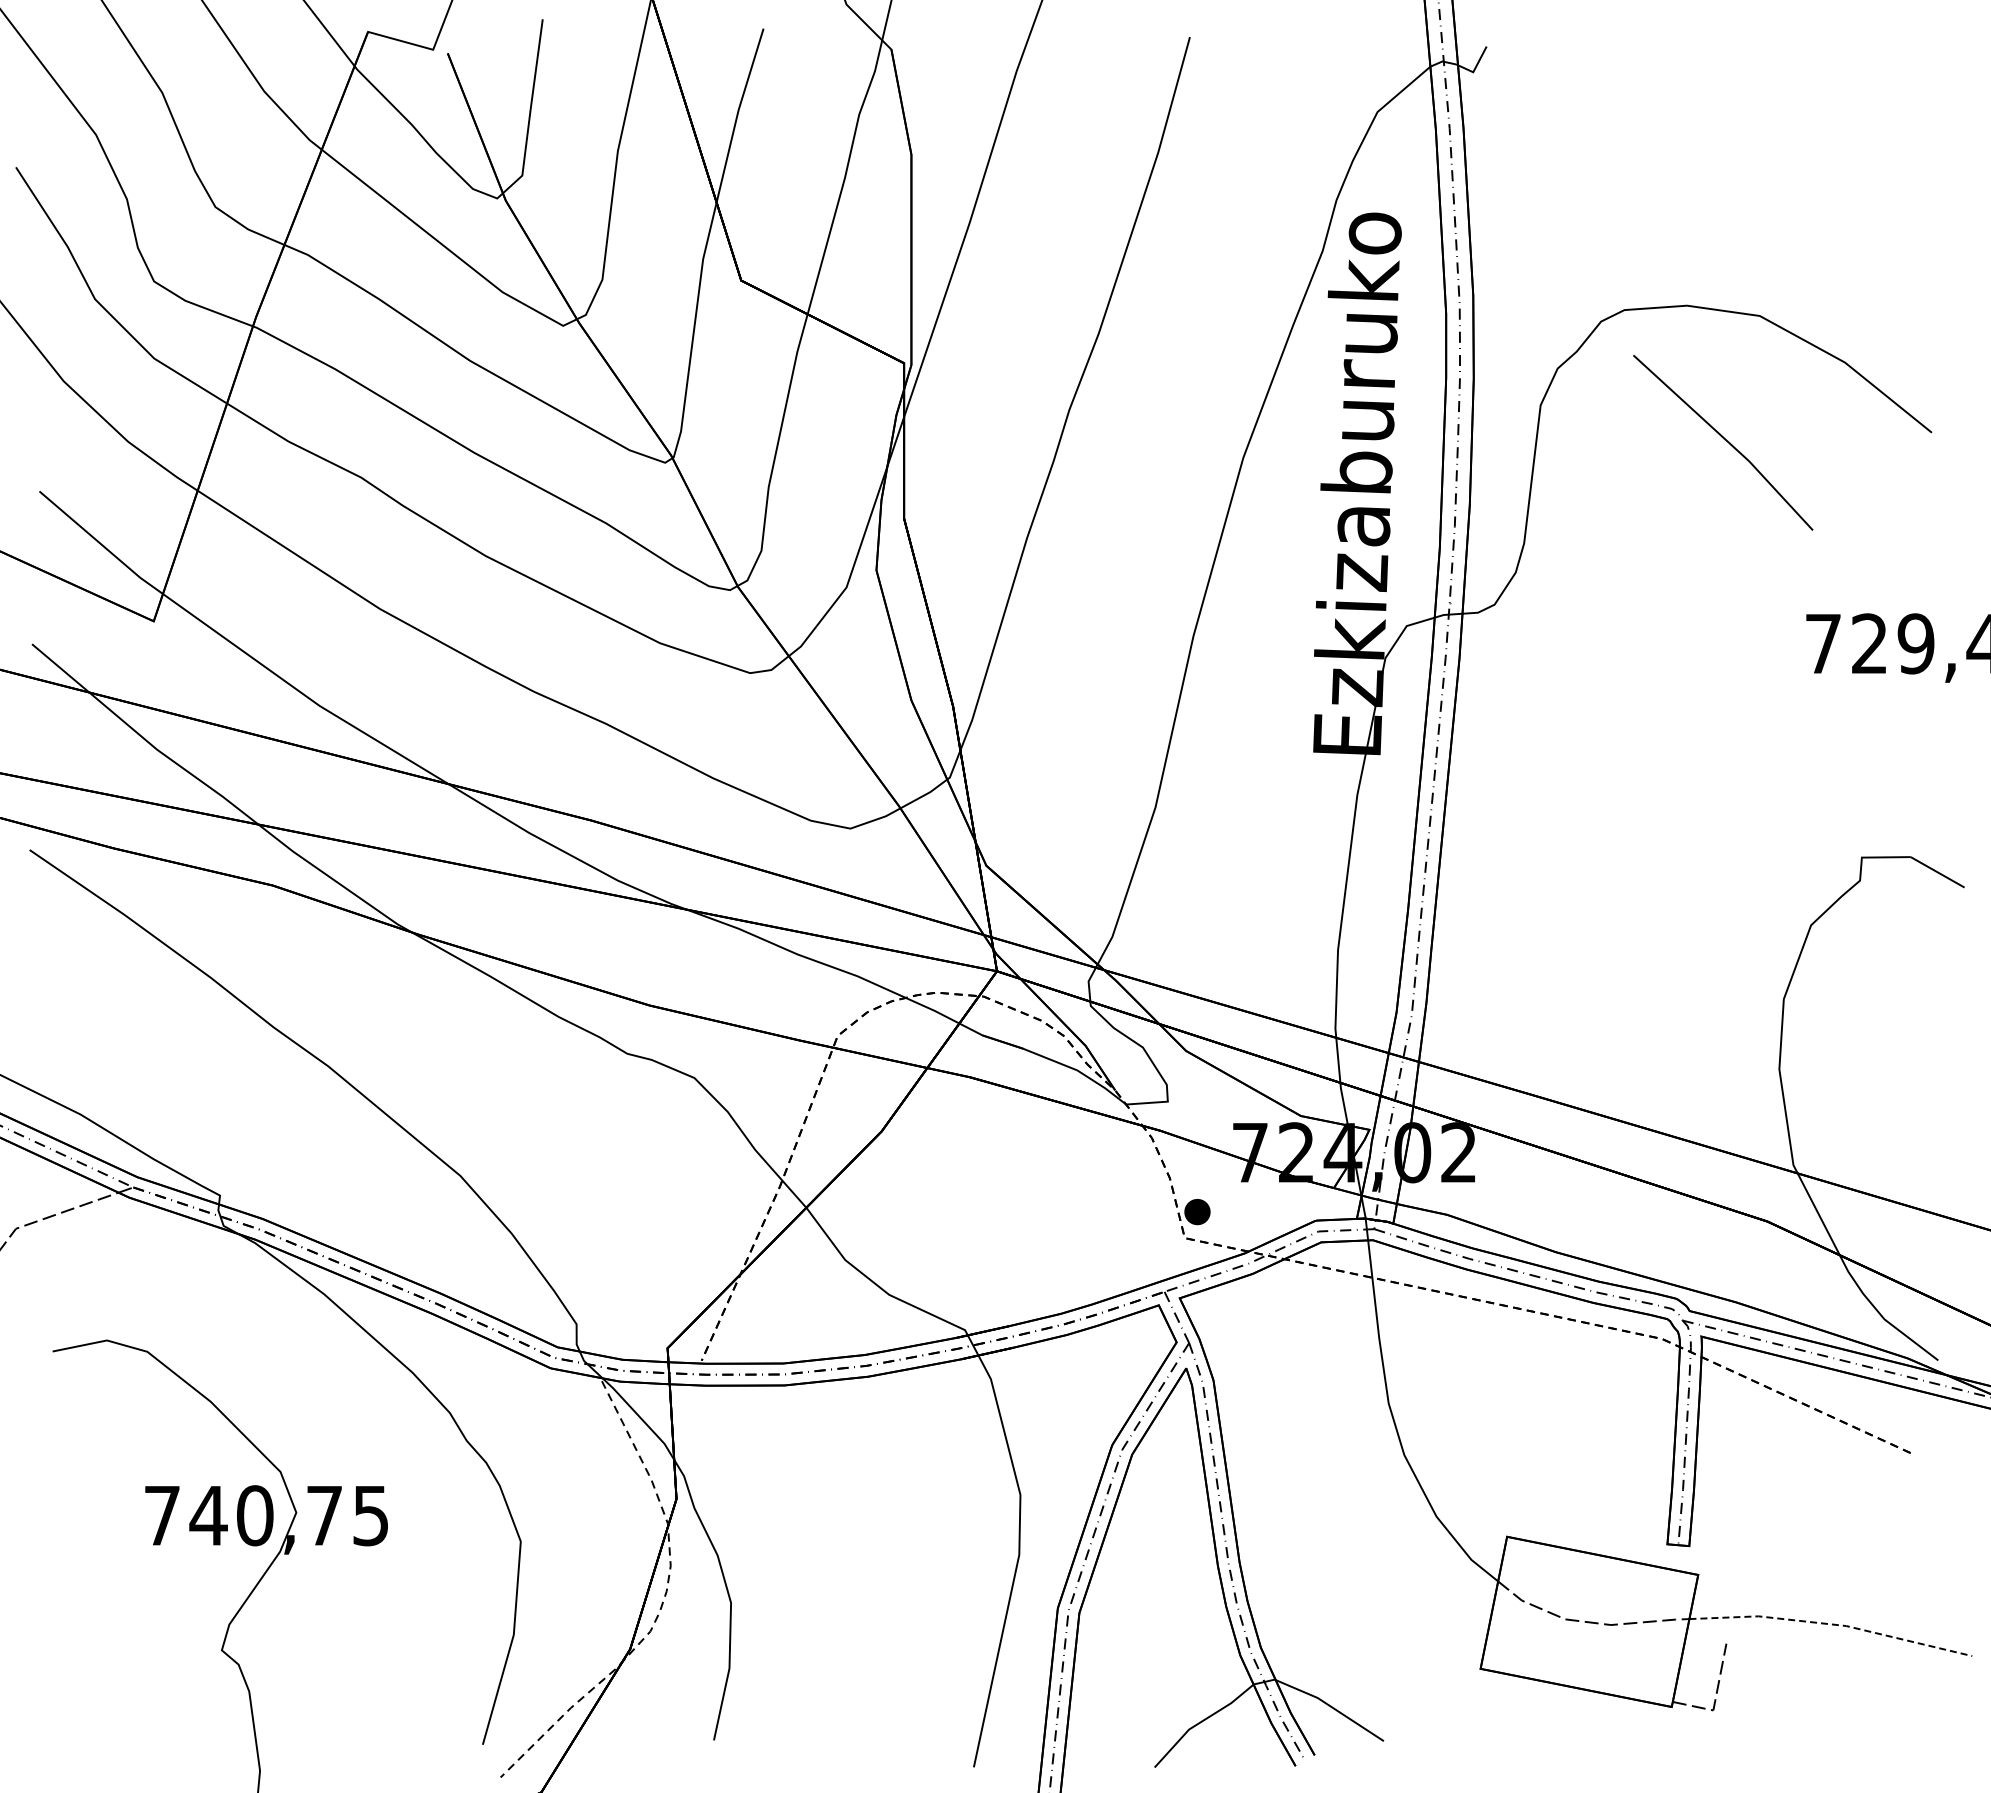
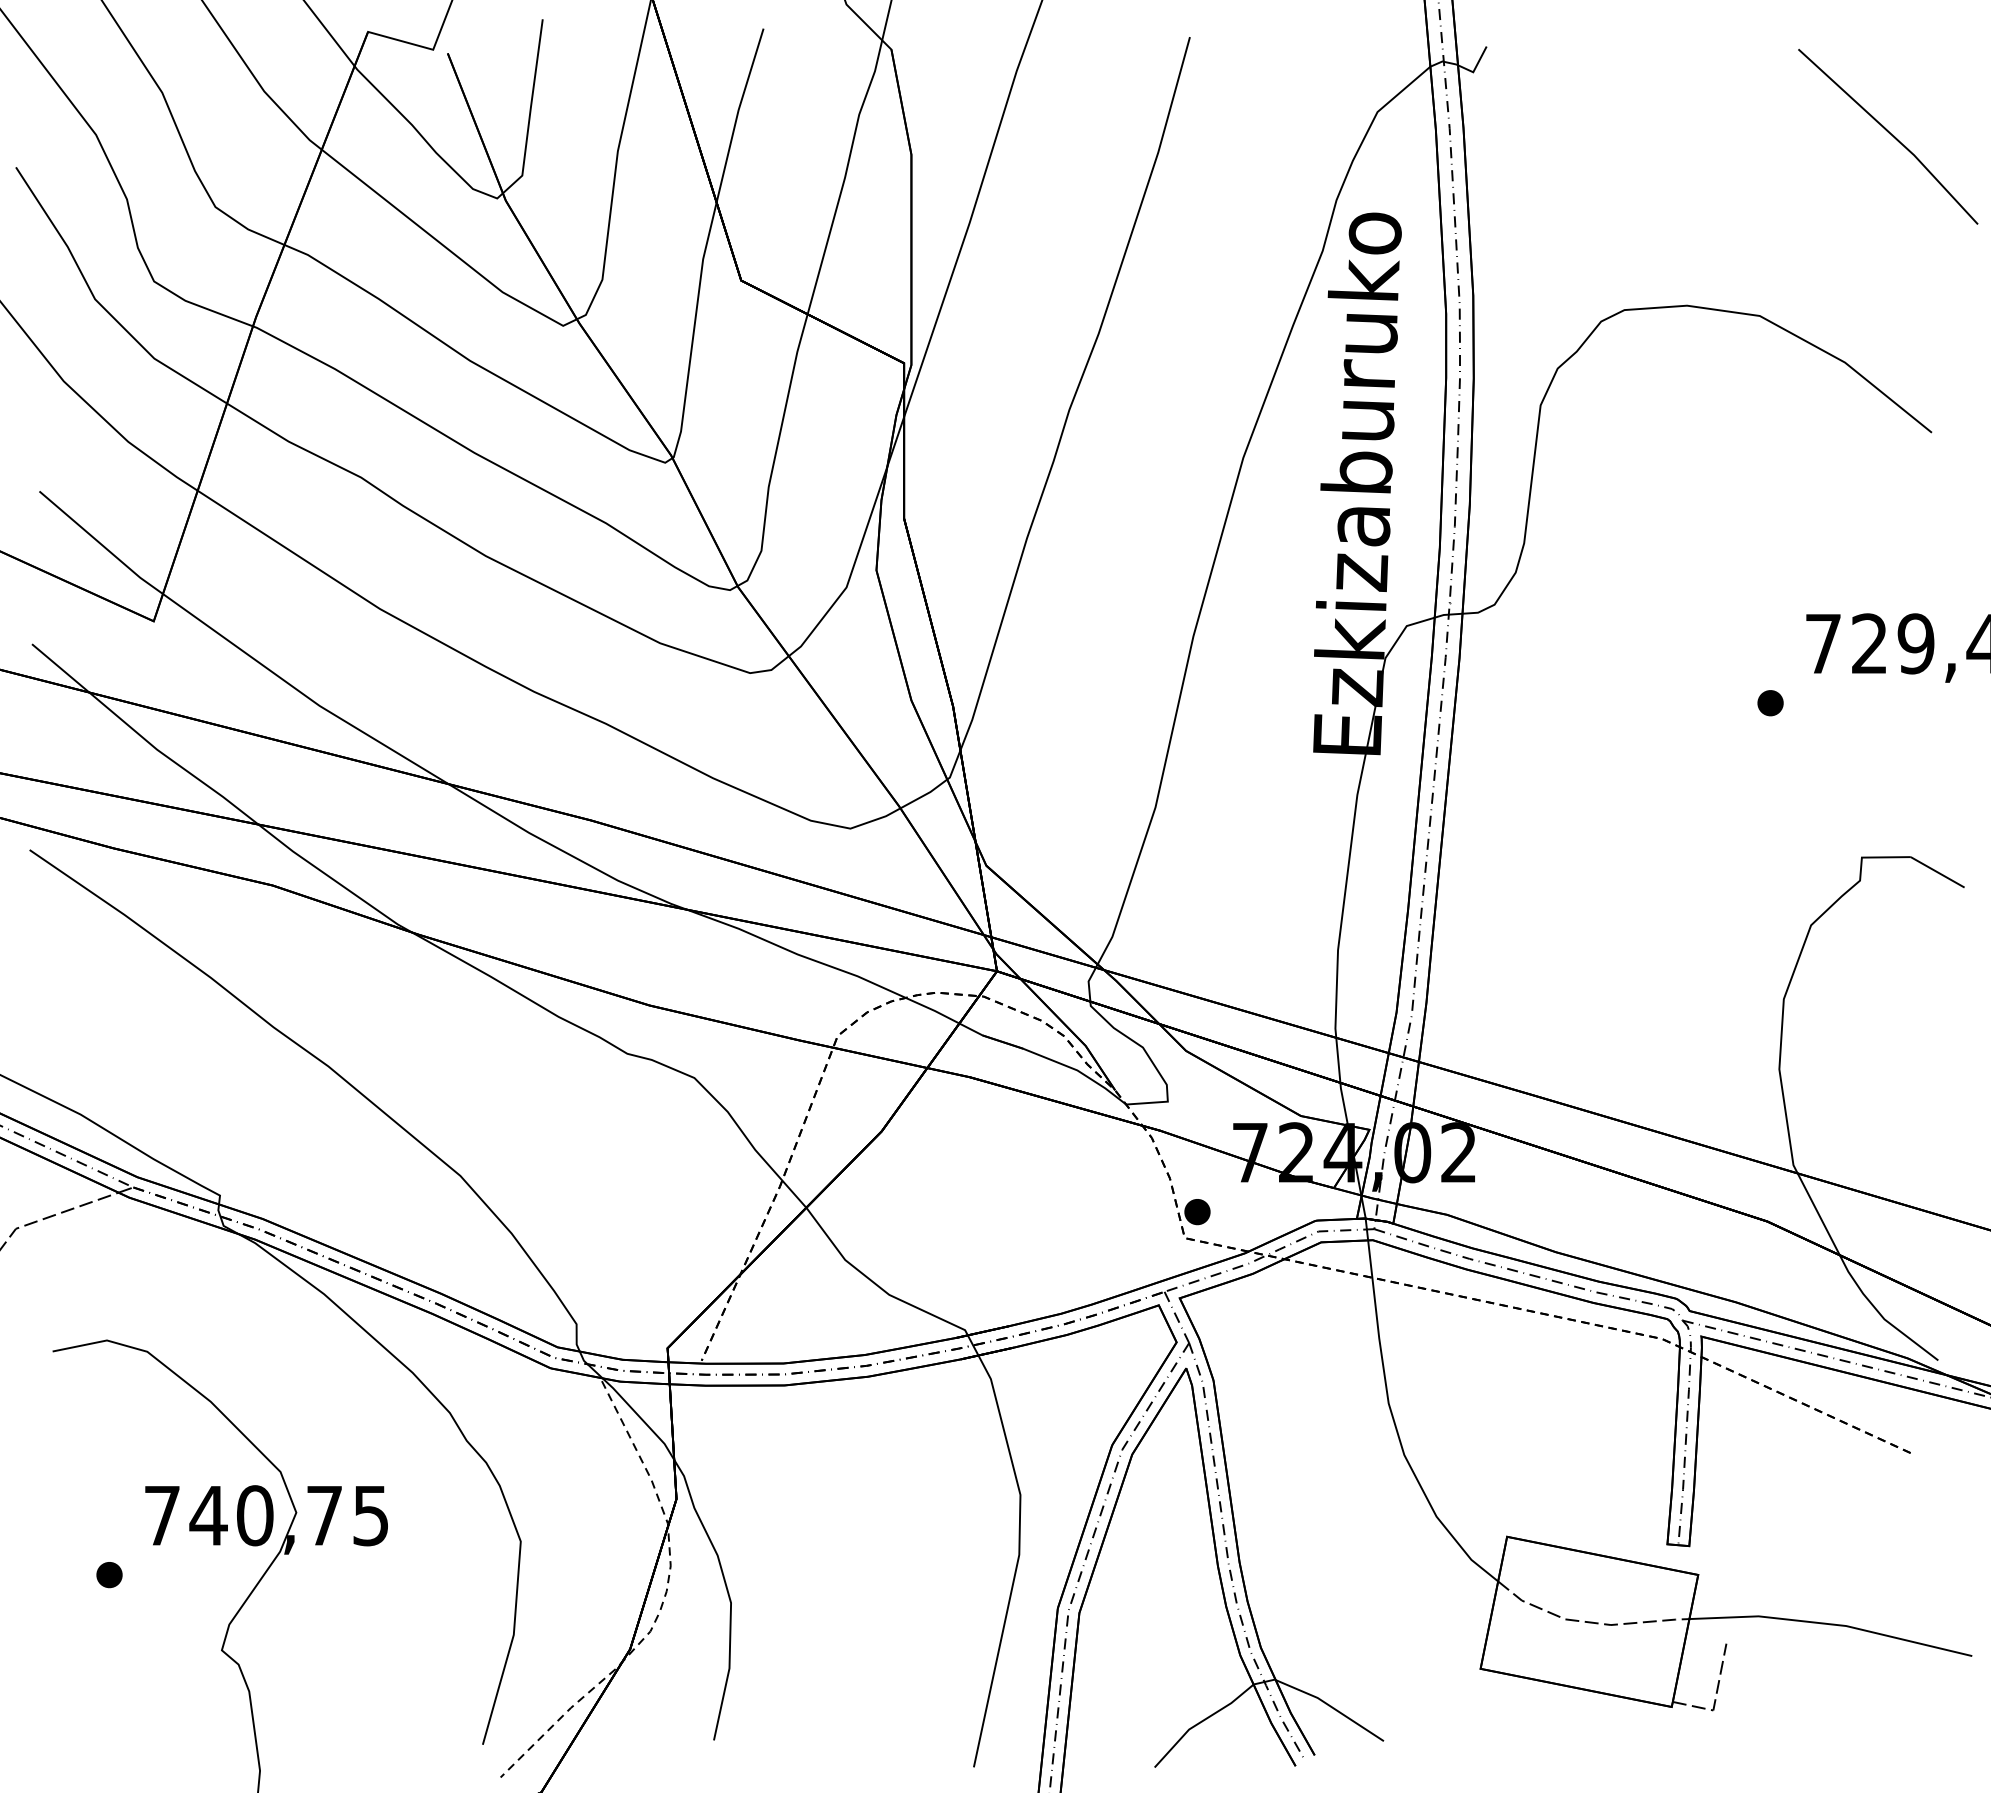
line position: (1725, 440) -> (1890, 134) (1890, 134)
part: none -> present (1770, 703)
part: none -> present (109, 1575)
line: dashed -> solid (1832, 1624)
